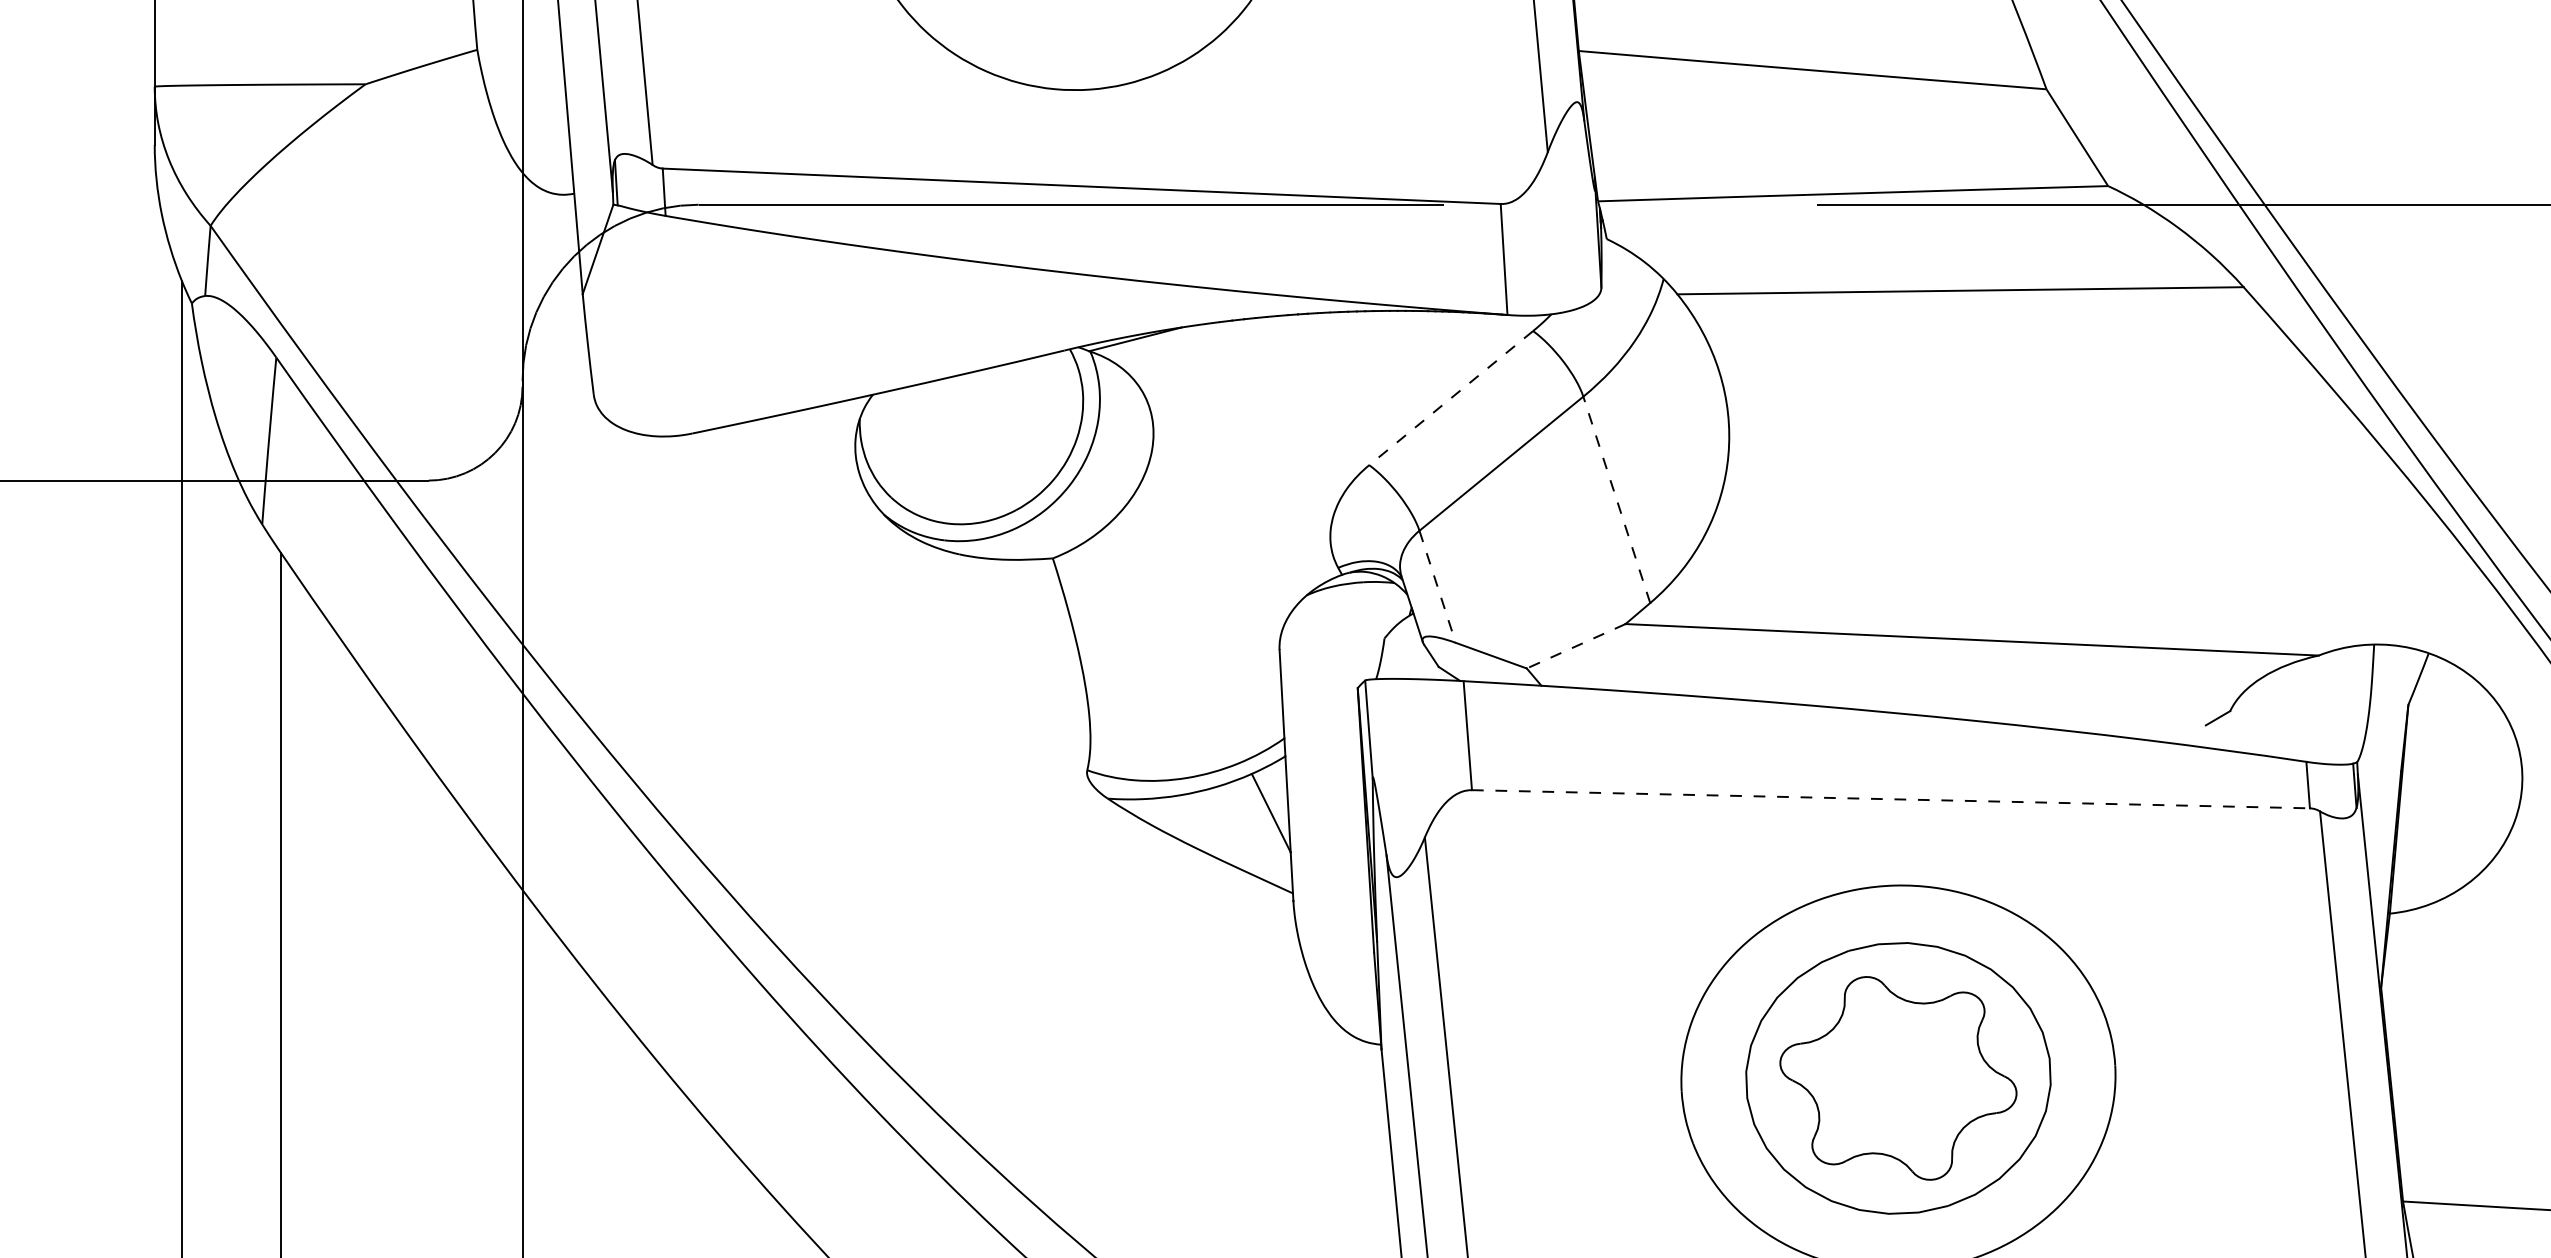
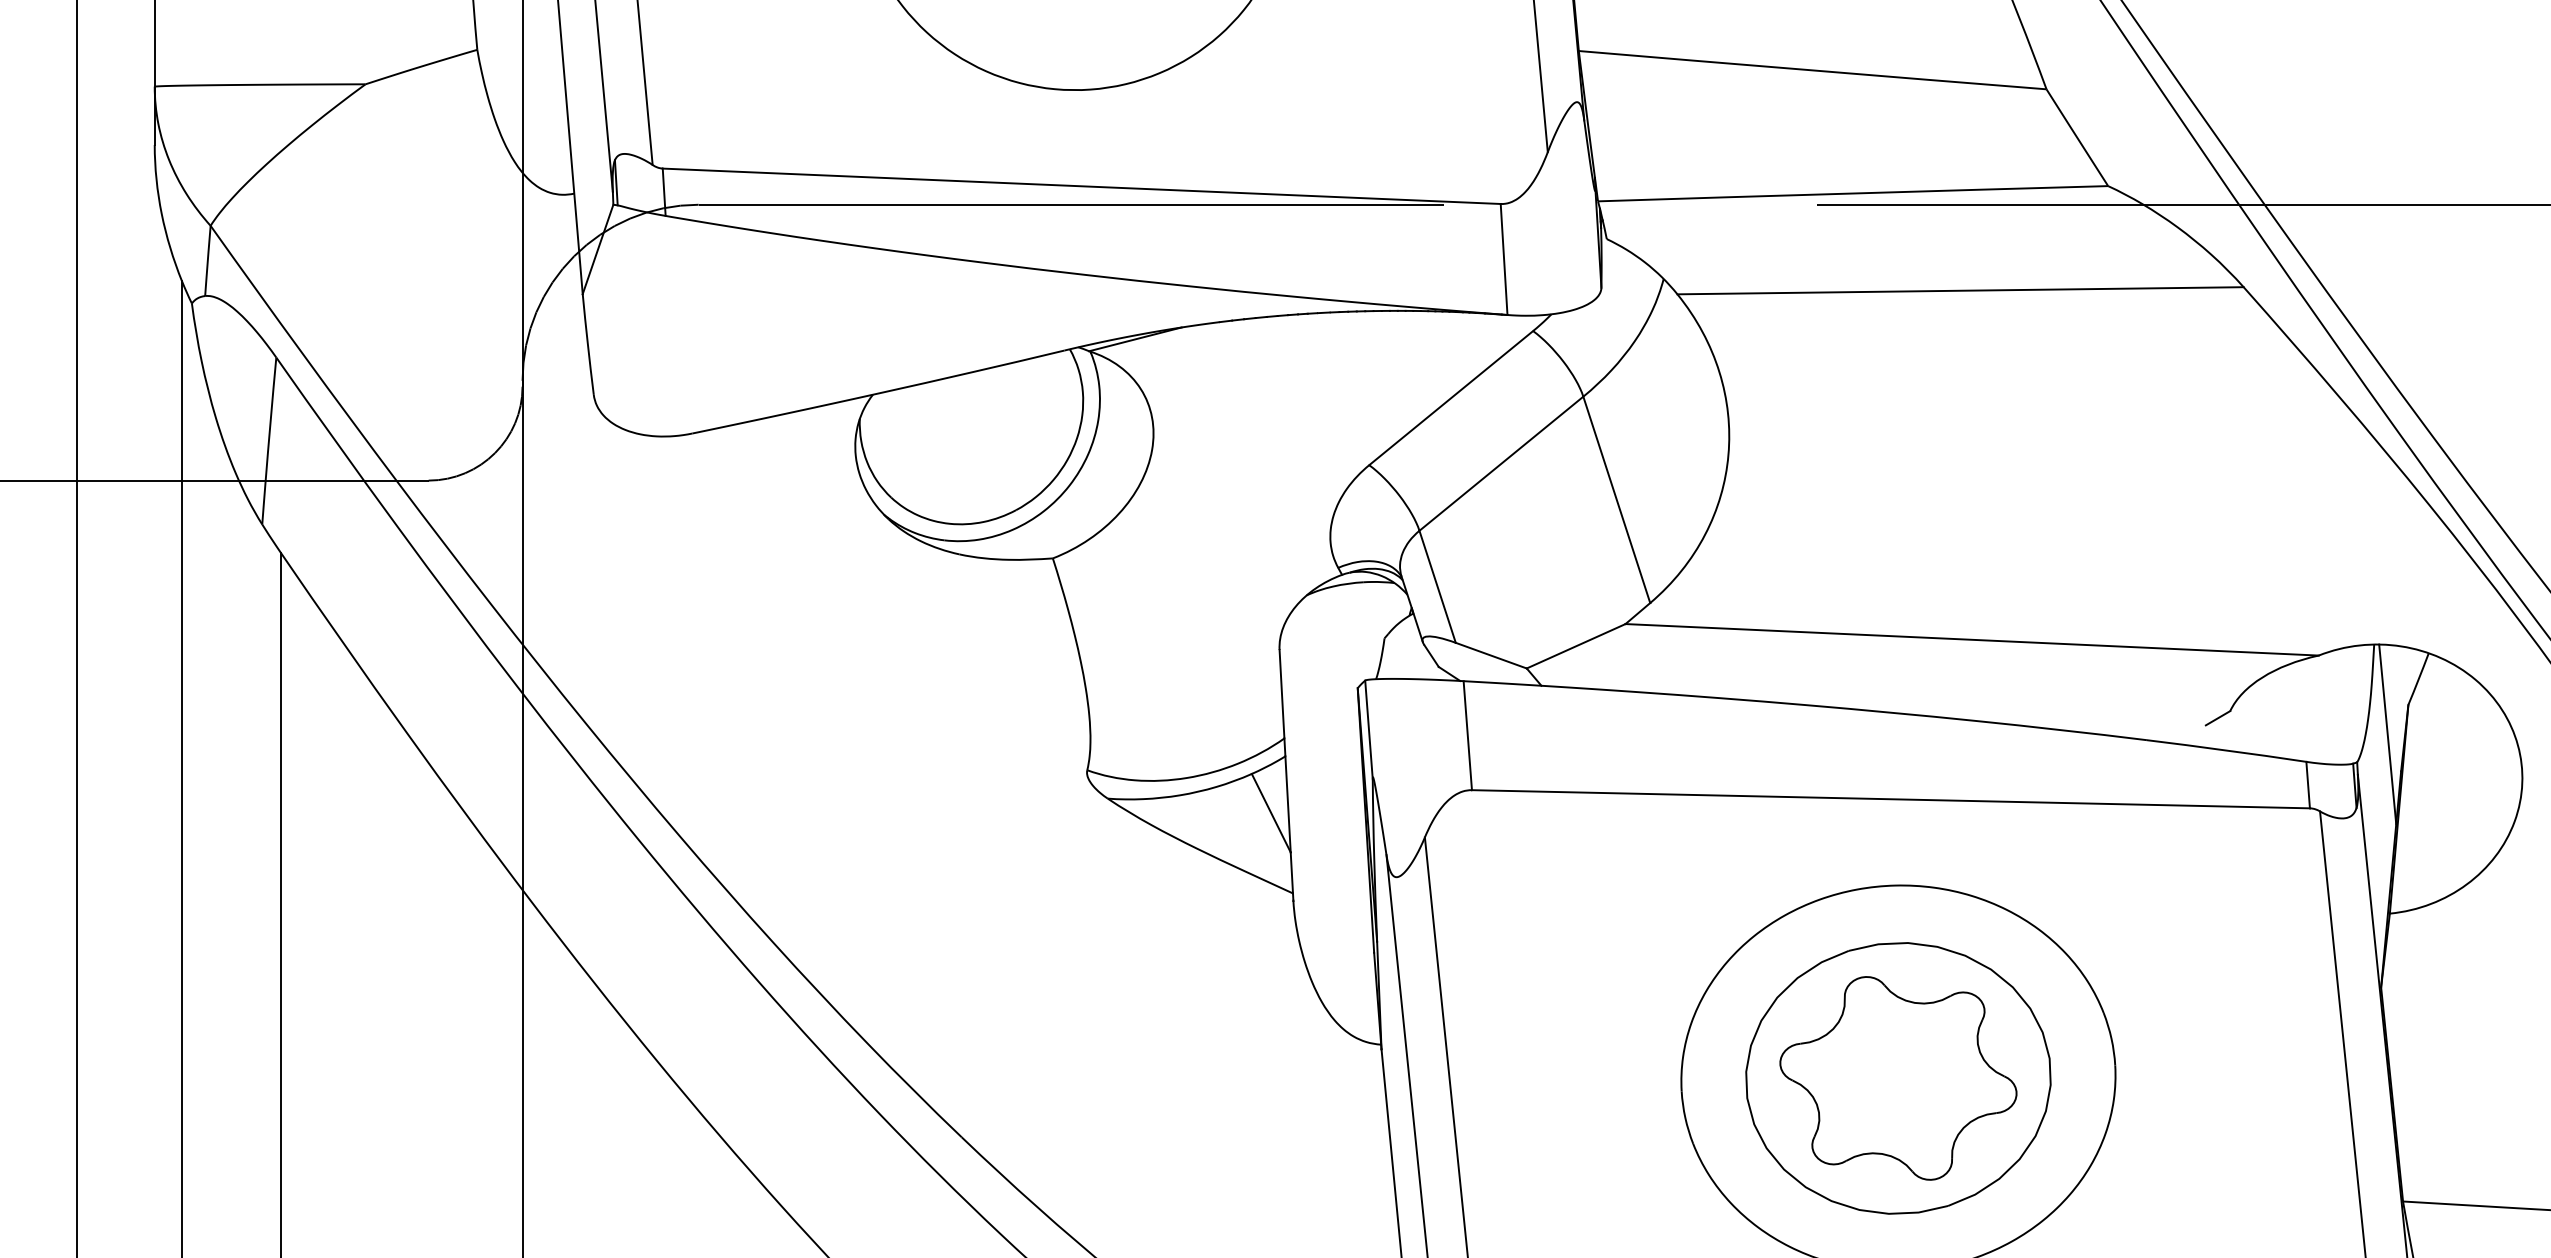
line: dashed -> solid (1451, 398)
line: dashed -> solid (1616, 499)
line: dashed -> solid (1437, 586)
line: none -> present (76, 628)
line: dashed -> solid (1575, 646)
line: none -> present (2387, 734)
line: dashed -> solid (1891, 799)
